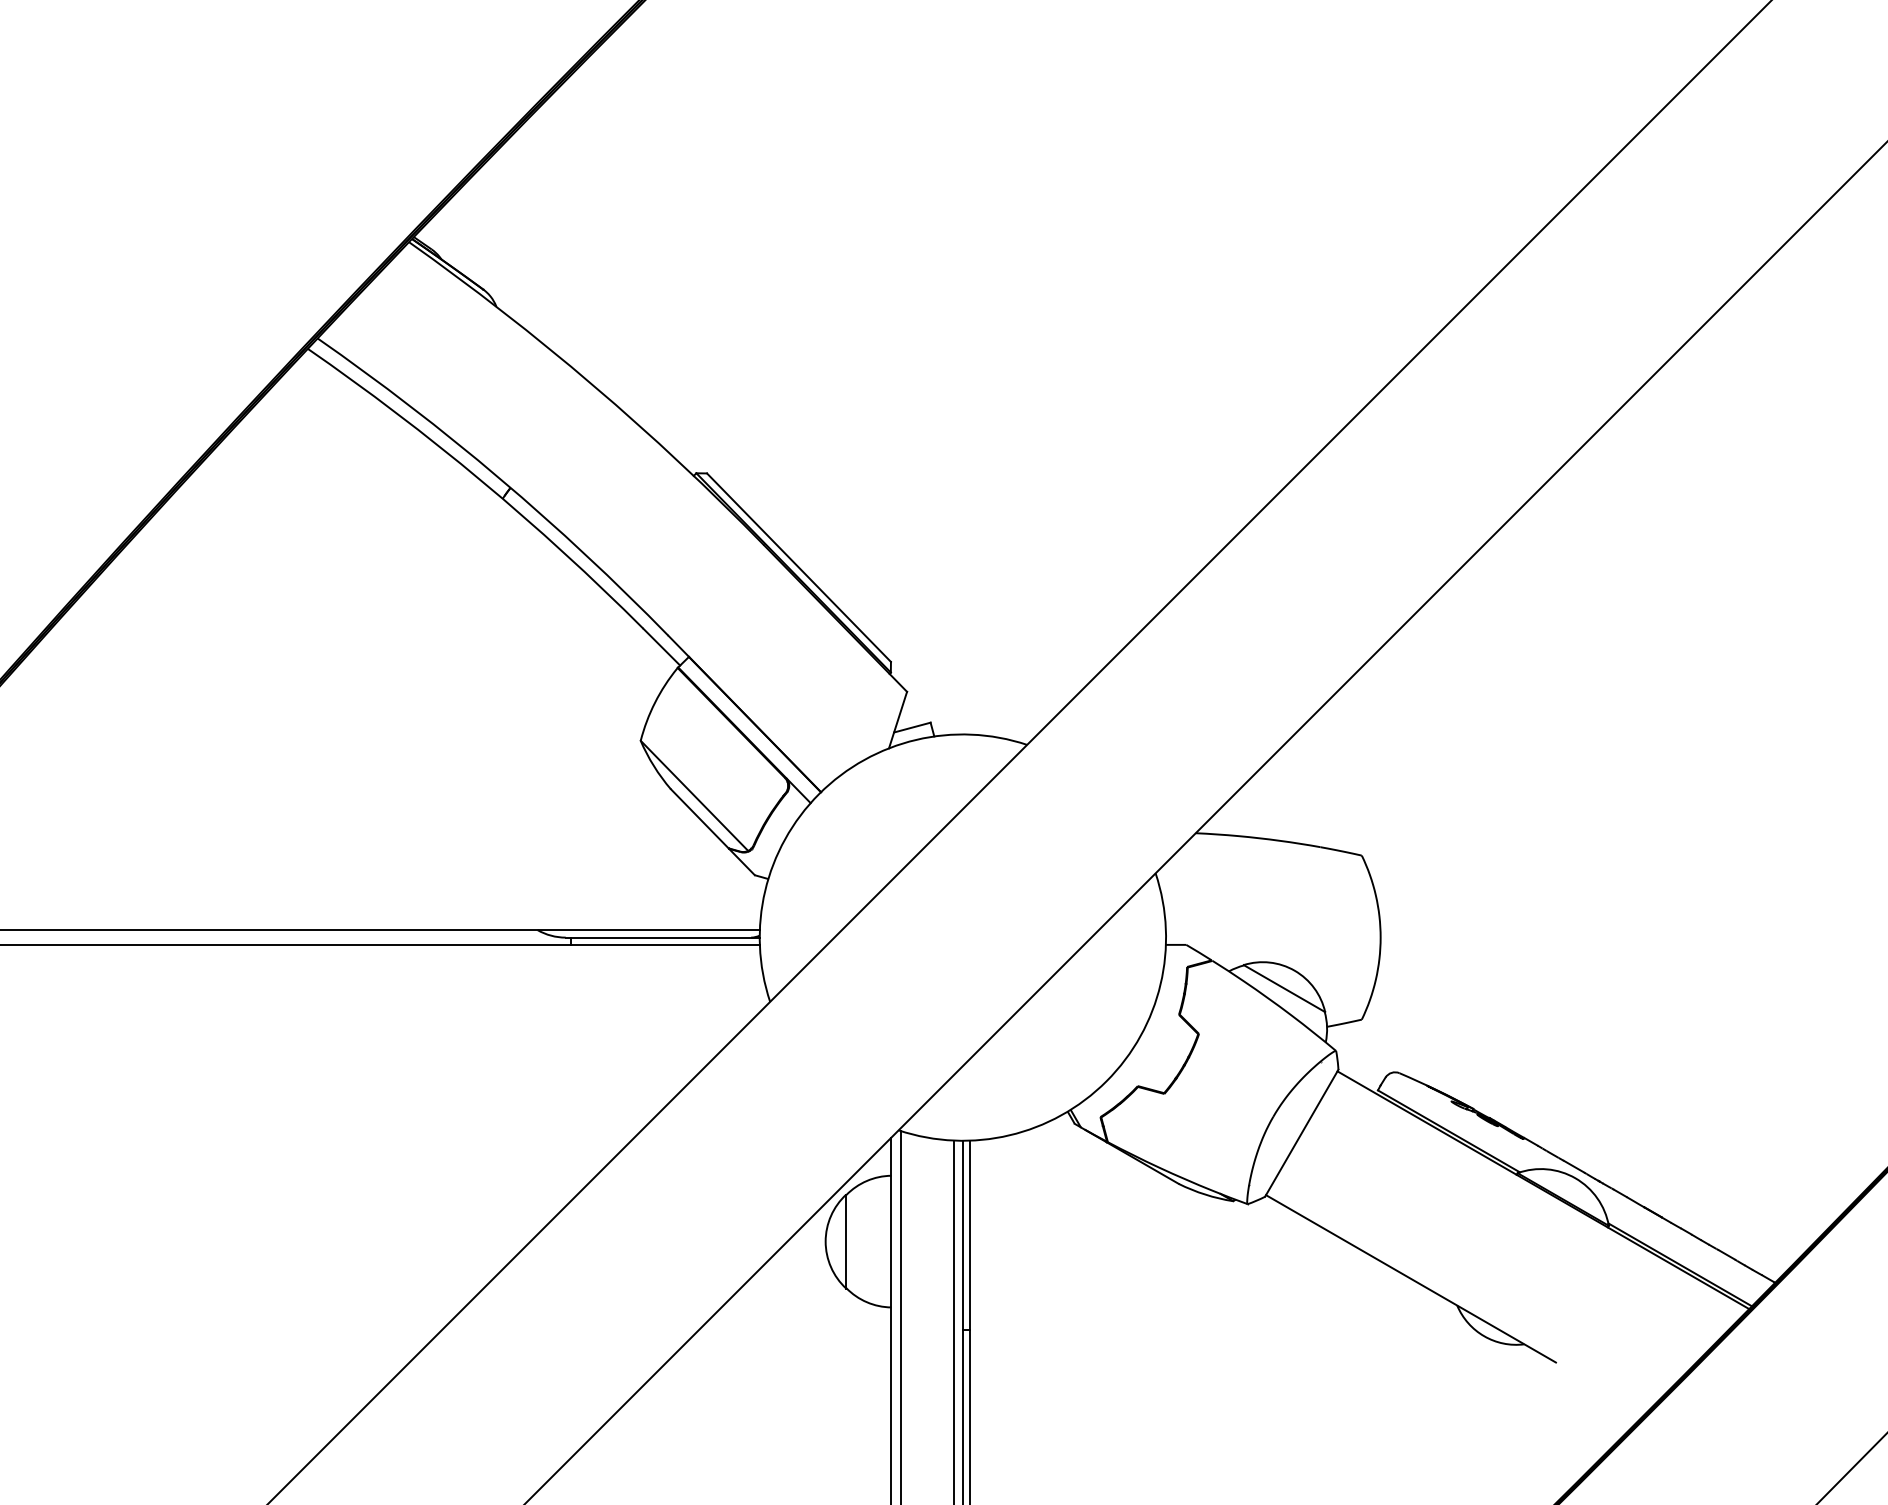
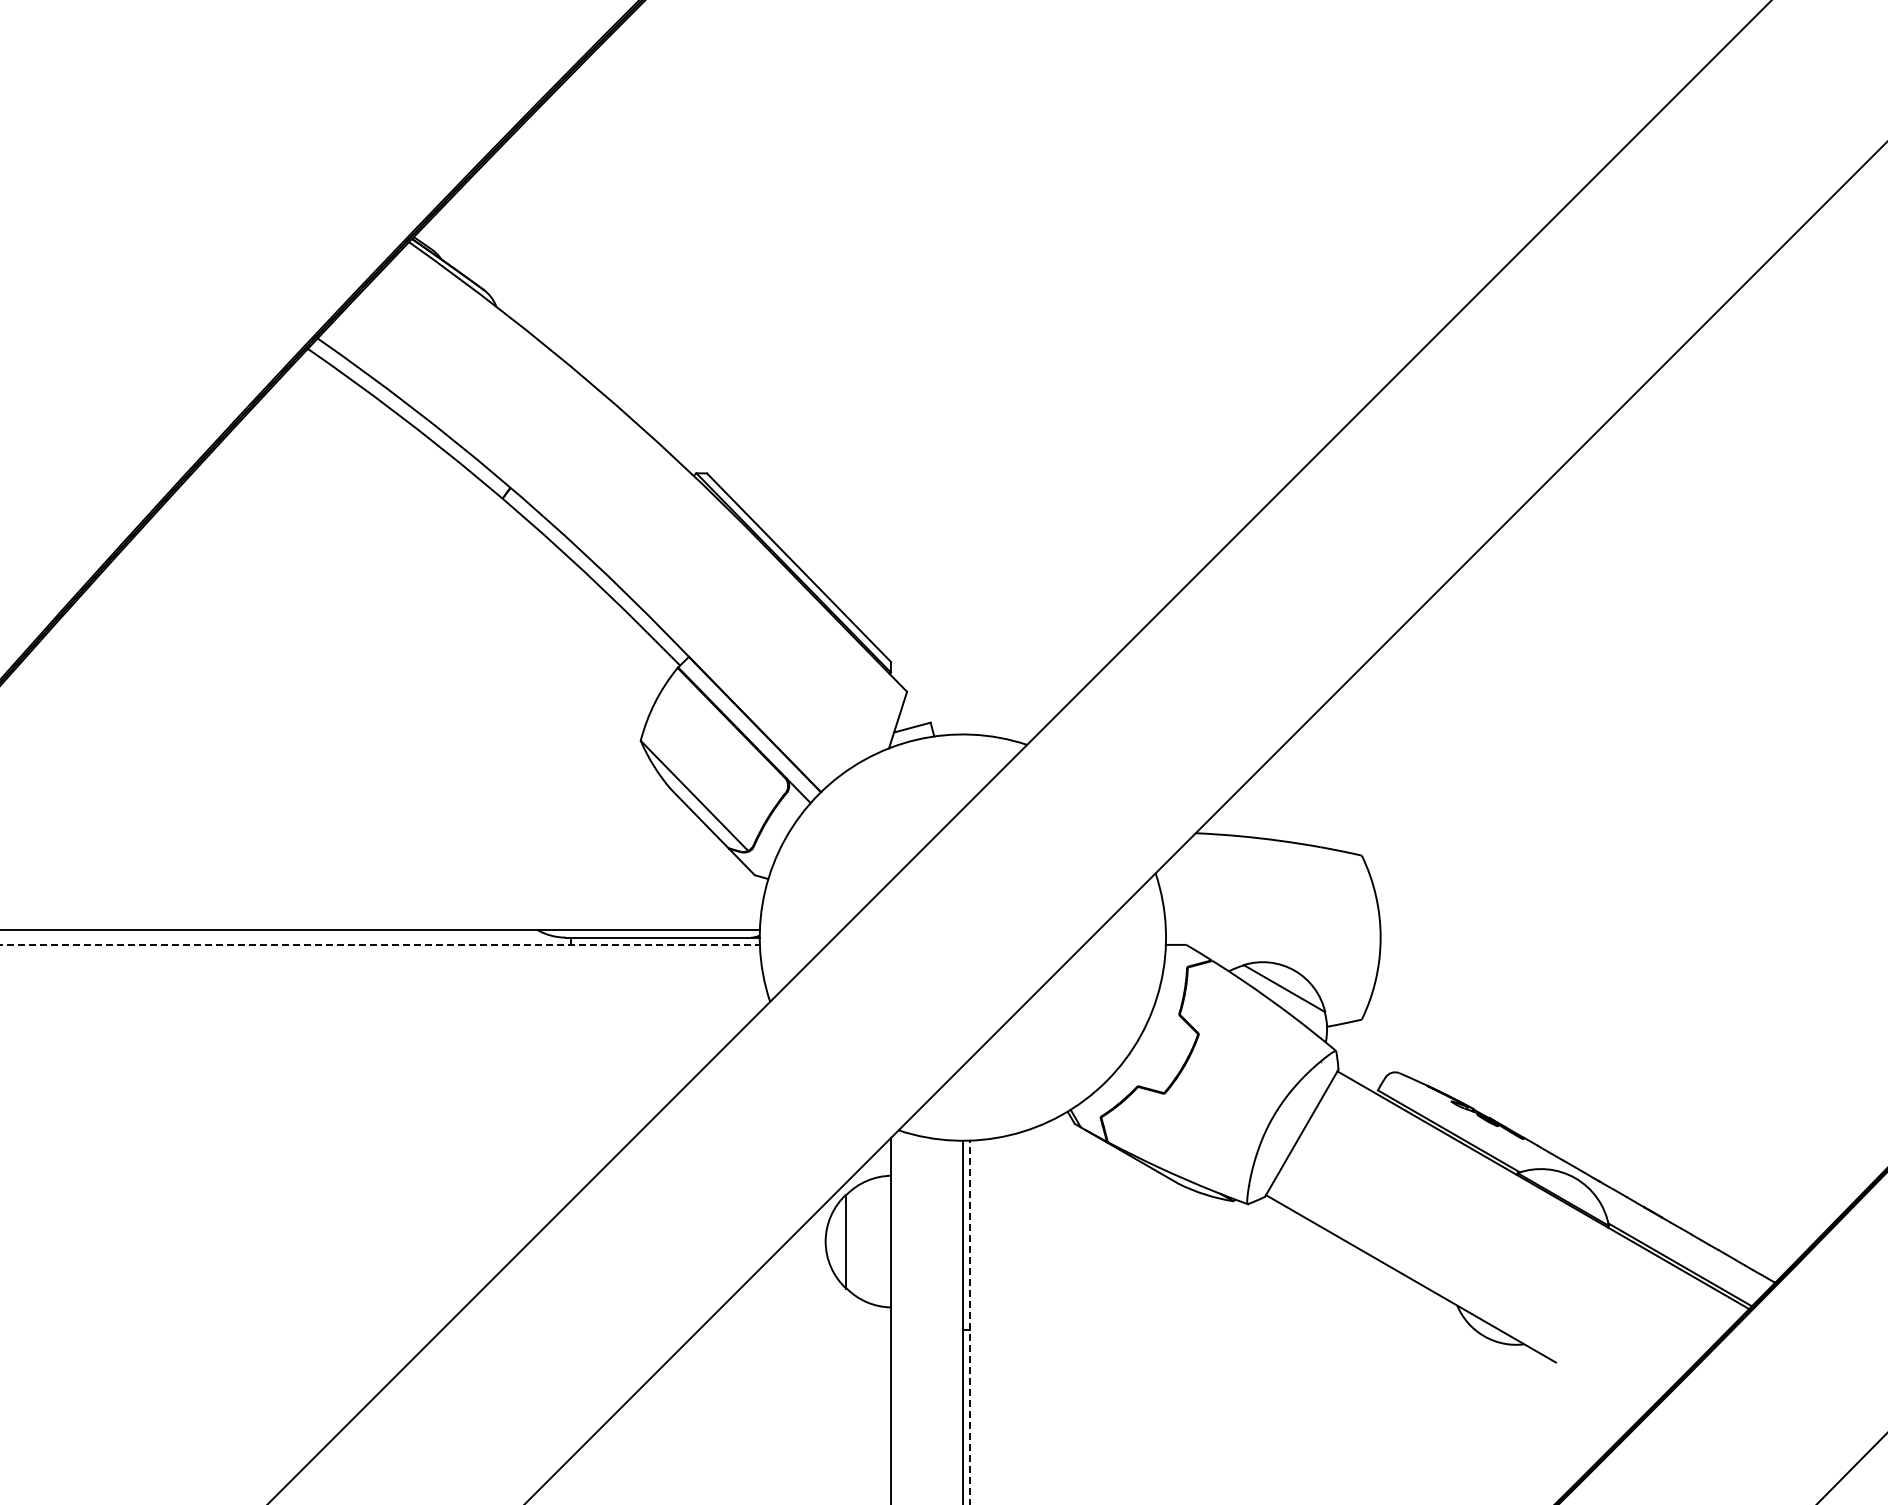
line: solid -> dashed (380, 945)
line: present -> none (900, 1316)
line: present -> none (953, 1320)
line: solid -> dashed (970, 1322)
